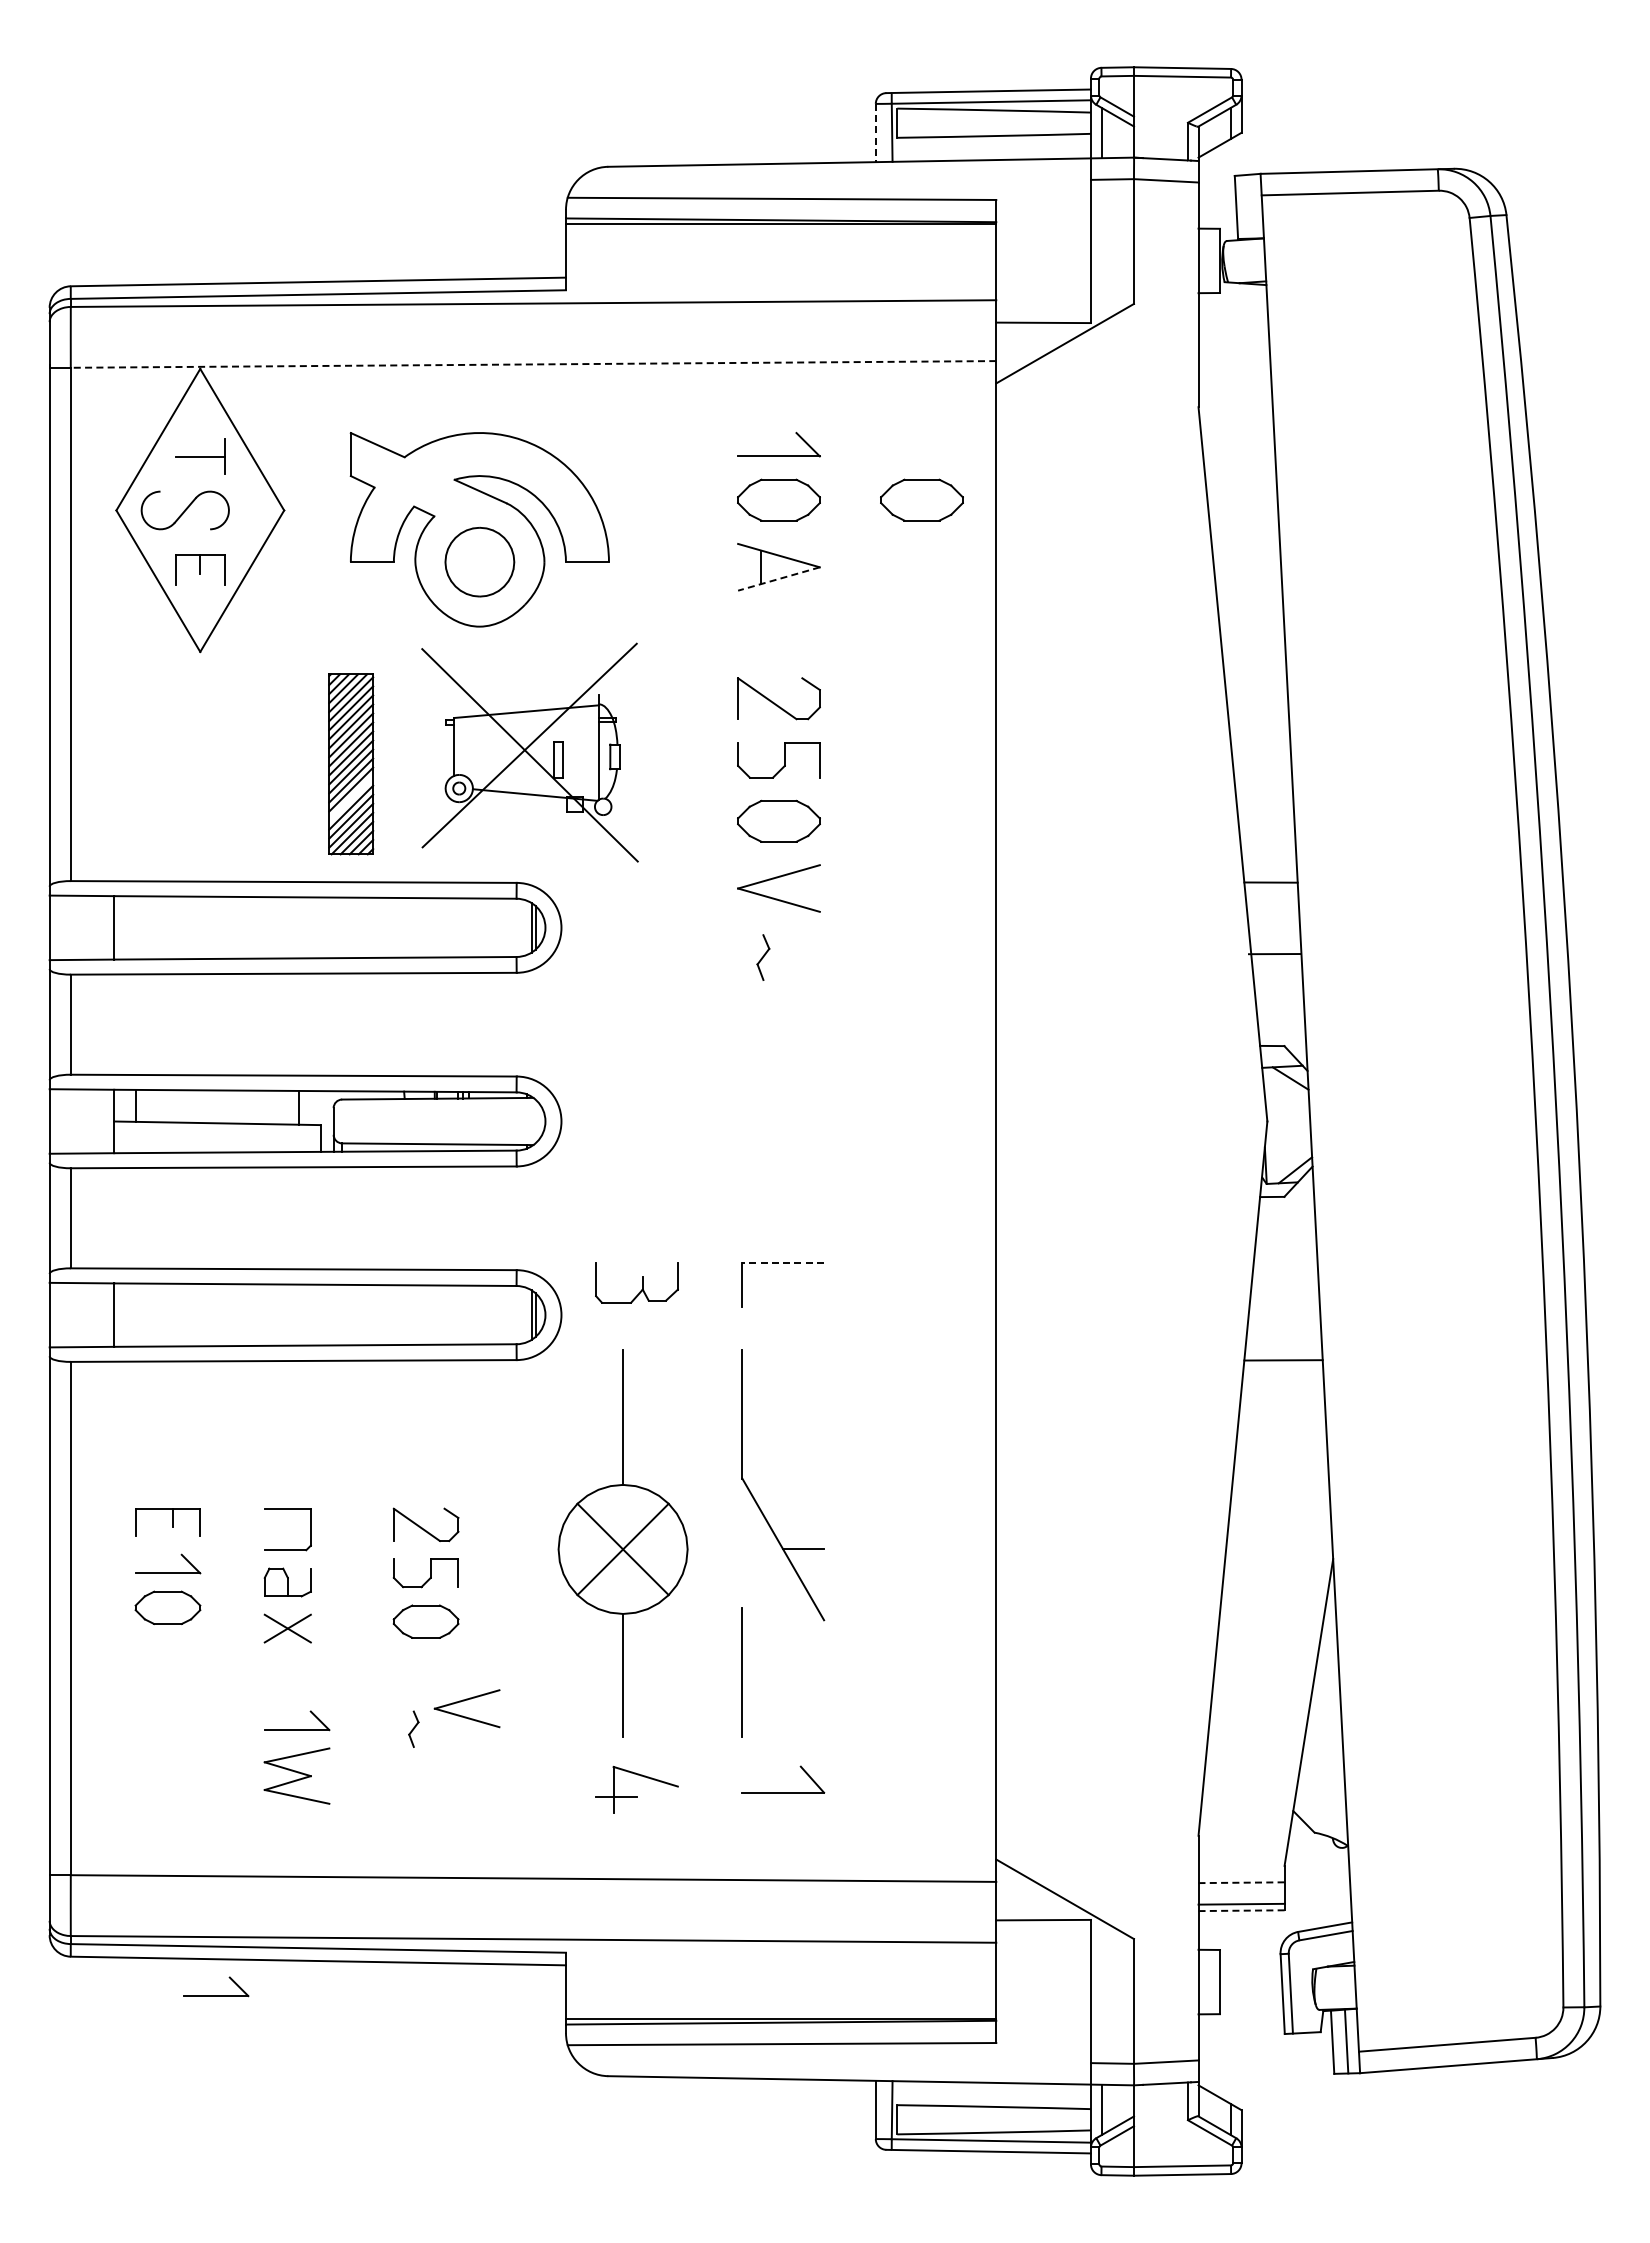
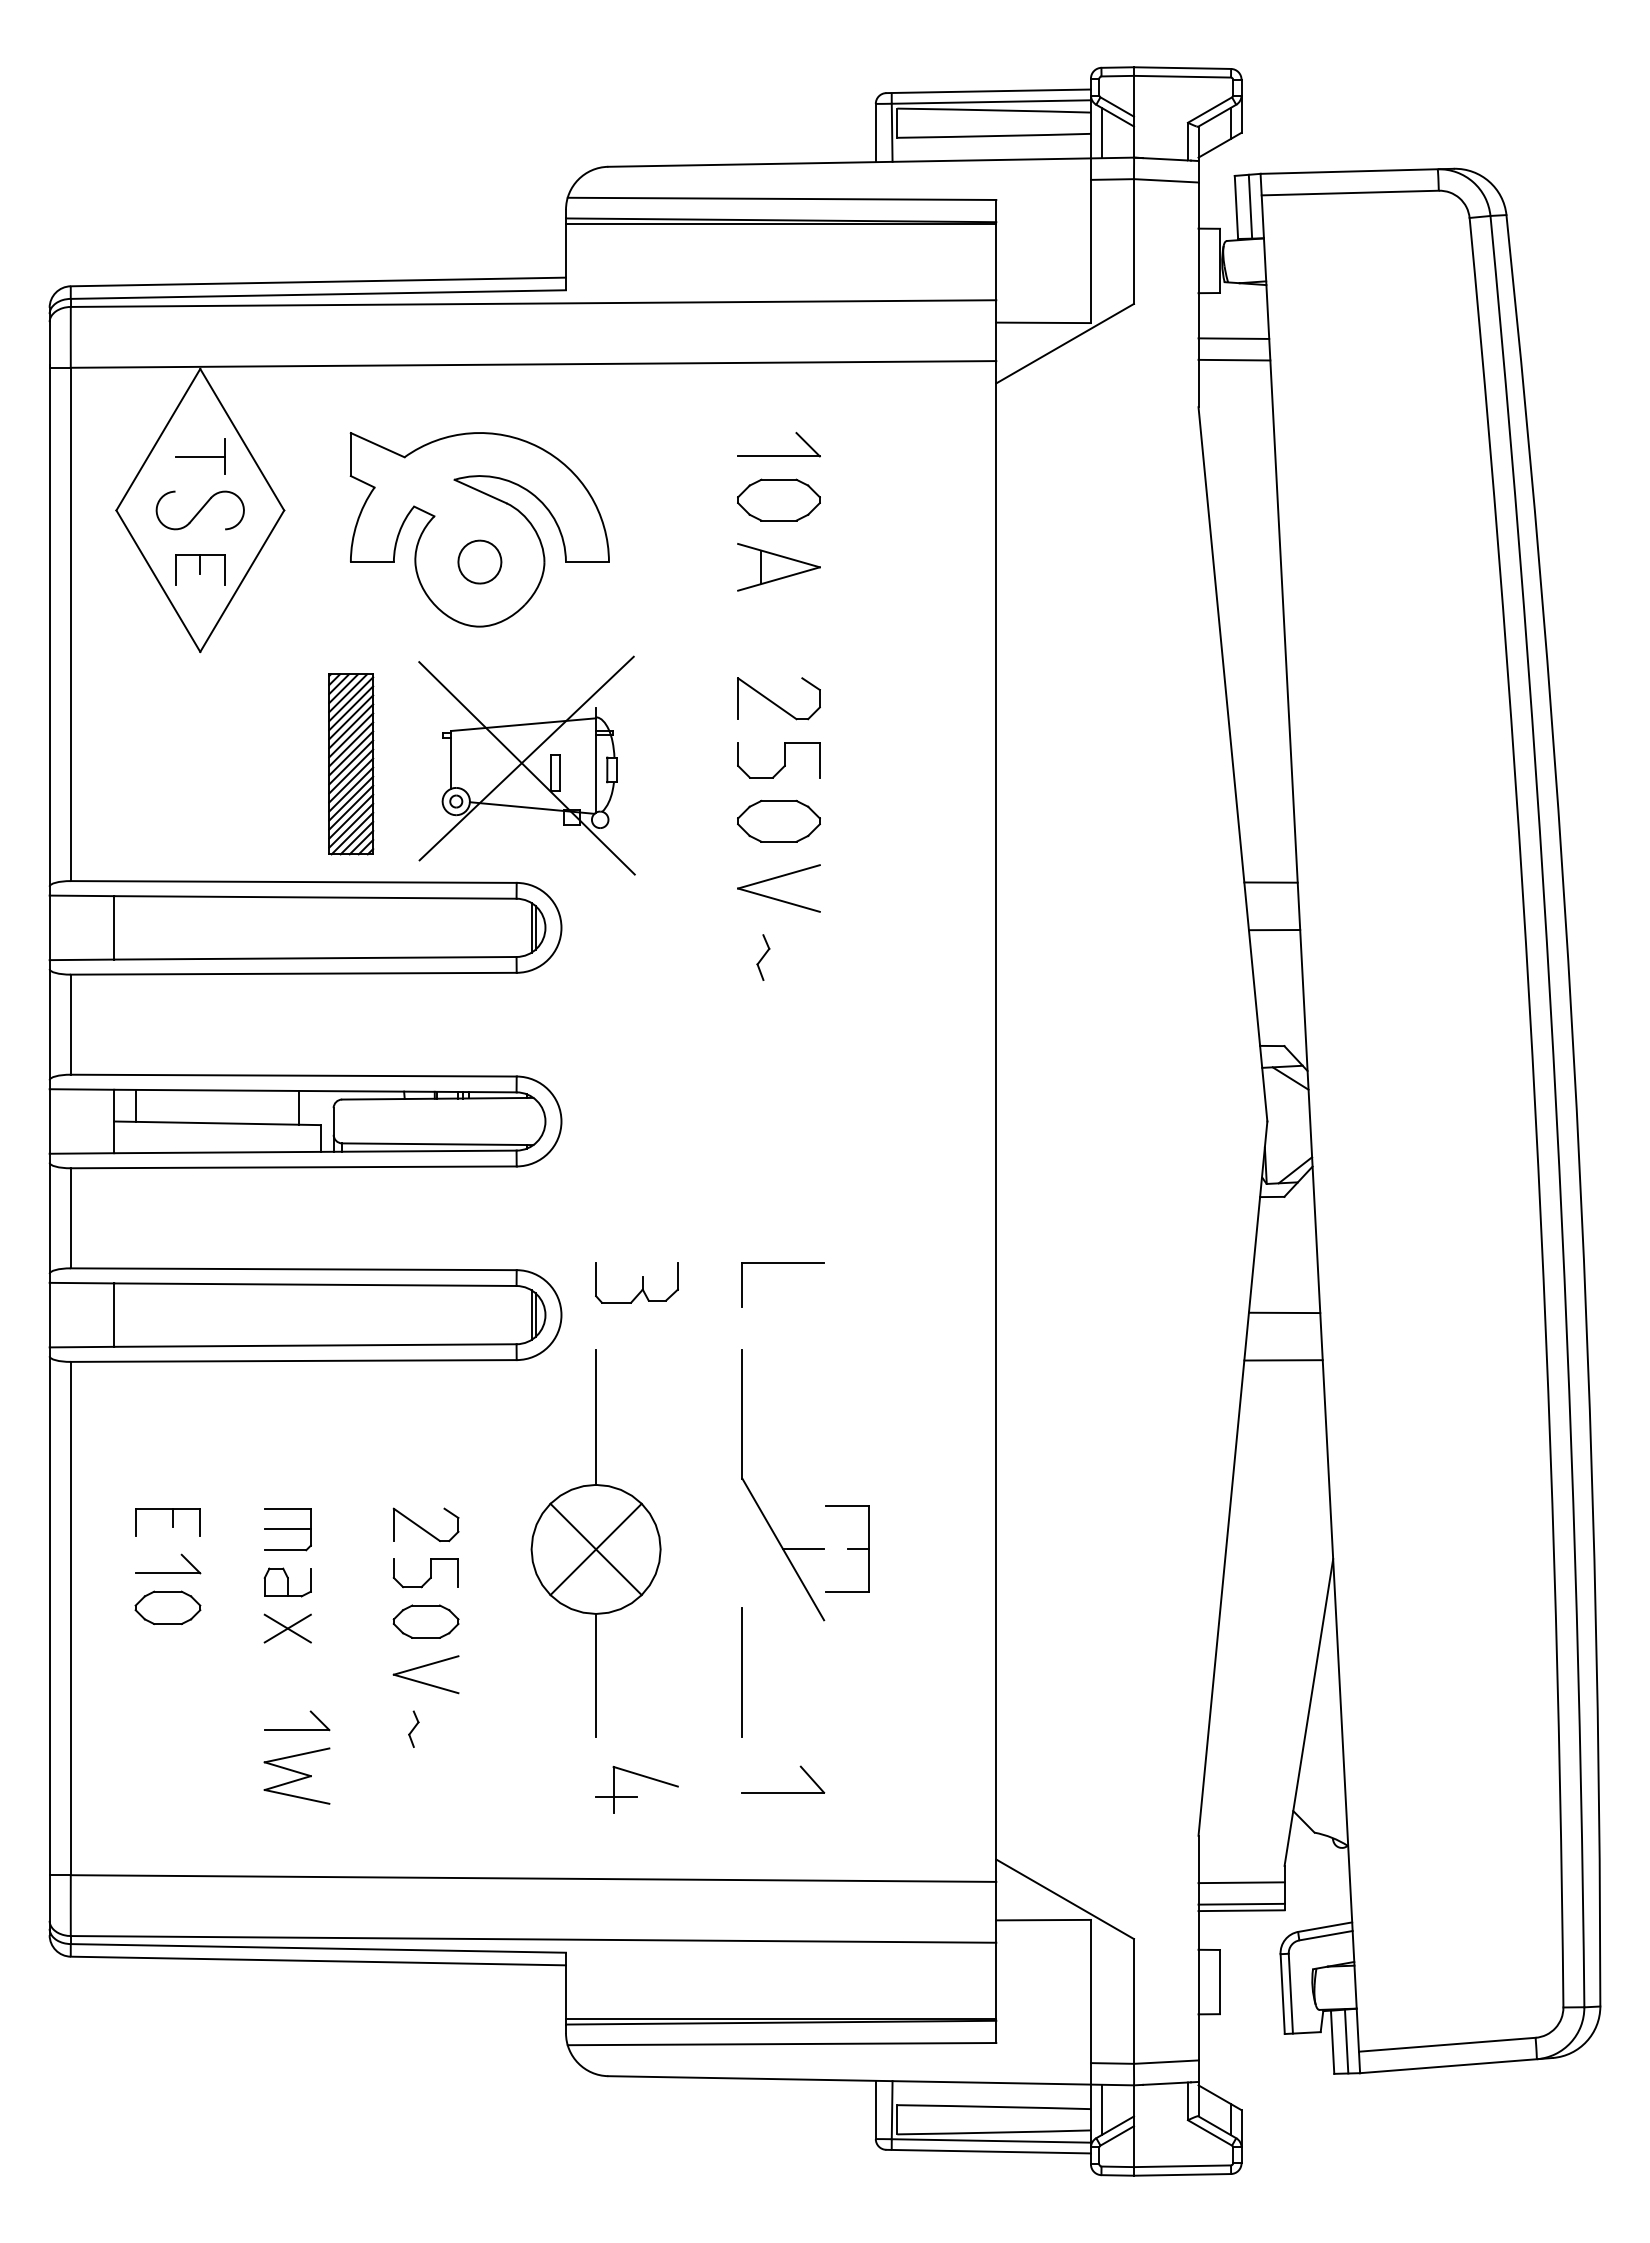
line: dashed -> solid (875, 133)
line: none -> present (1250, 206)
line: none -> present (1233, 338)
line: none -> present (1234, 359)
line: dashed -> solid (533, 364)
part: present -> none (921, 499)
part position: (184, 510) -> (199, 510) (199, 510)
part size: 72x72 px -> 46x46 px (479, 561)
line: dashed -> solid (778, 579)
part position: (529, 752) -> (526, 765) (526, 765)
line: none -> present (351, 798)
line position: (1274, 954) -> (1274, 930) (1274, 930)
line: dashed -> solid (783, 1263)
line: none -> present (1284, 1312)
line: none -> present (287, 1528)
part position: (622, 1543) -> (595, 1543) (595, 1543)
part: none -> present (847, 1548)
part position: (464, 1701) -> (423, 1667) (423, 1667)
line: dashed -> solid (1241, 1882)
line: dashed -> solid (1242, 1910)
part: present -> none (216, 1995)
